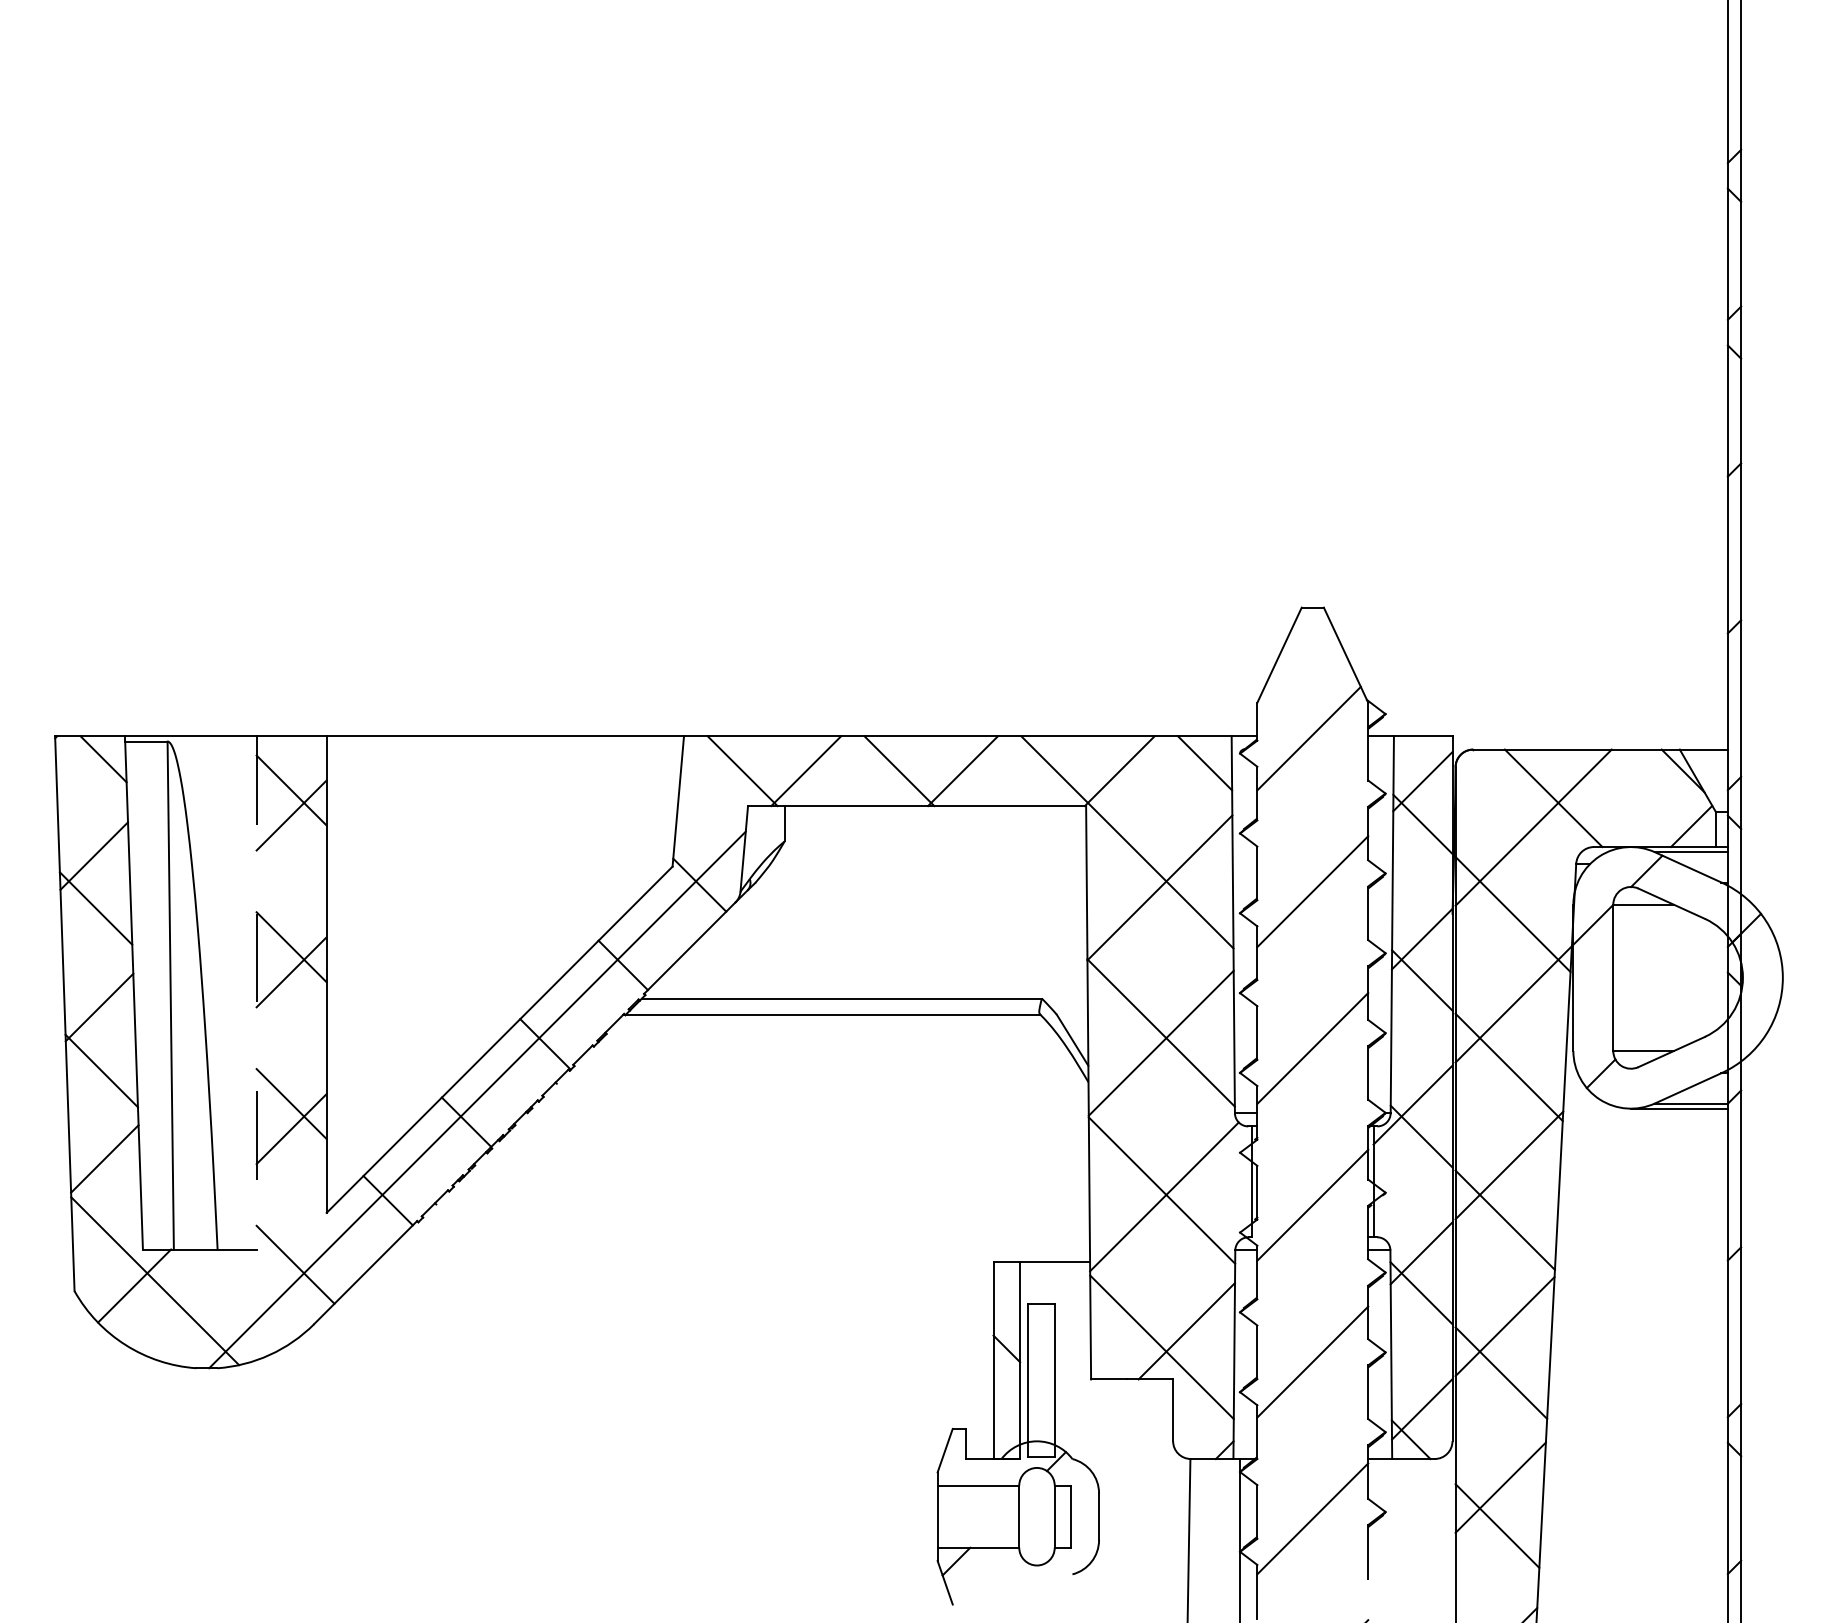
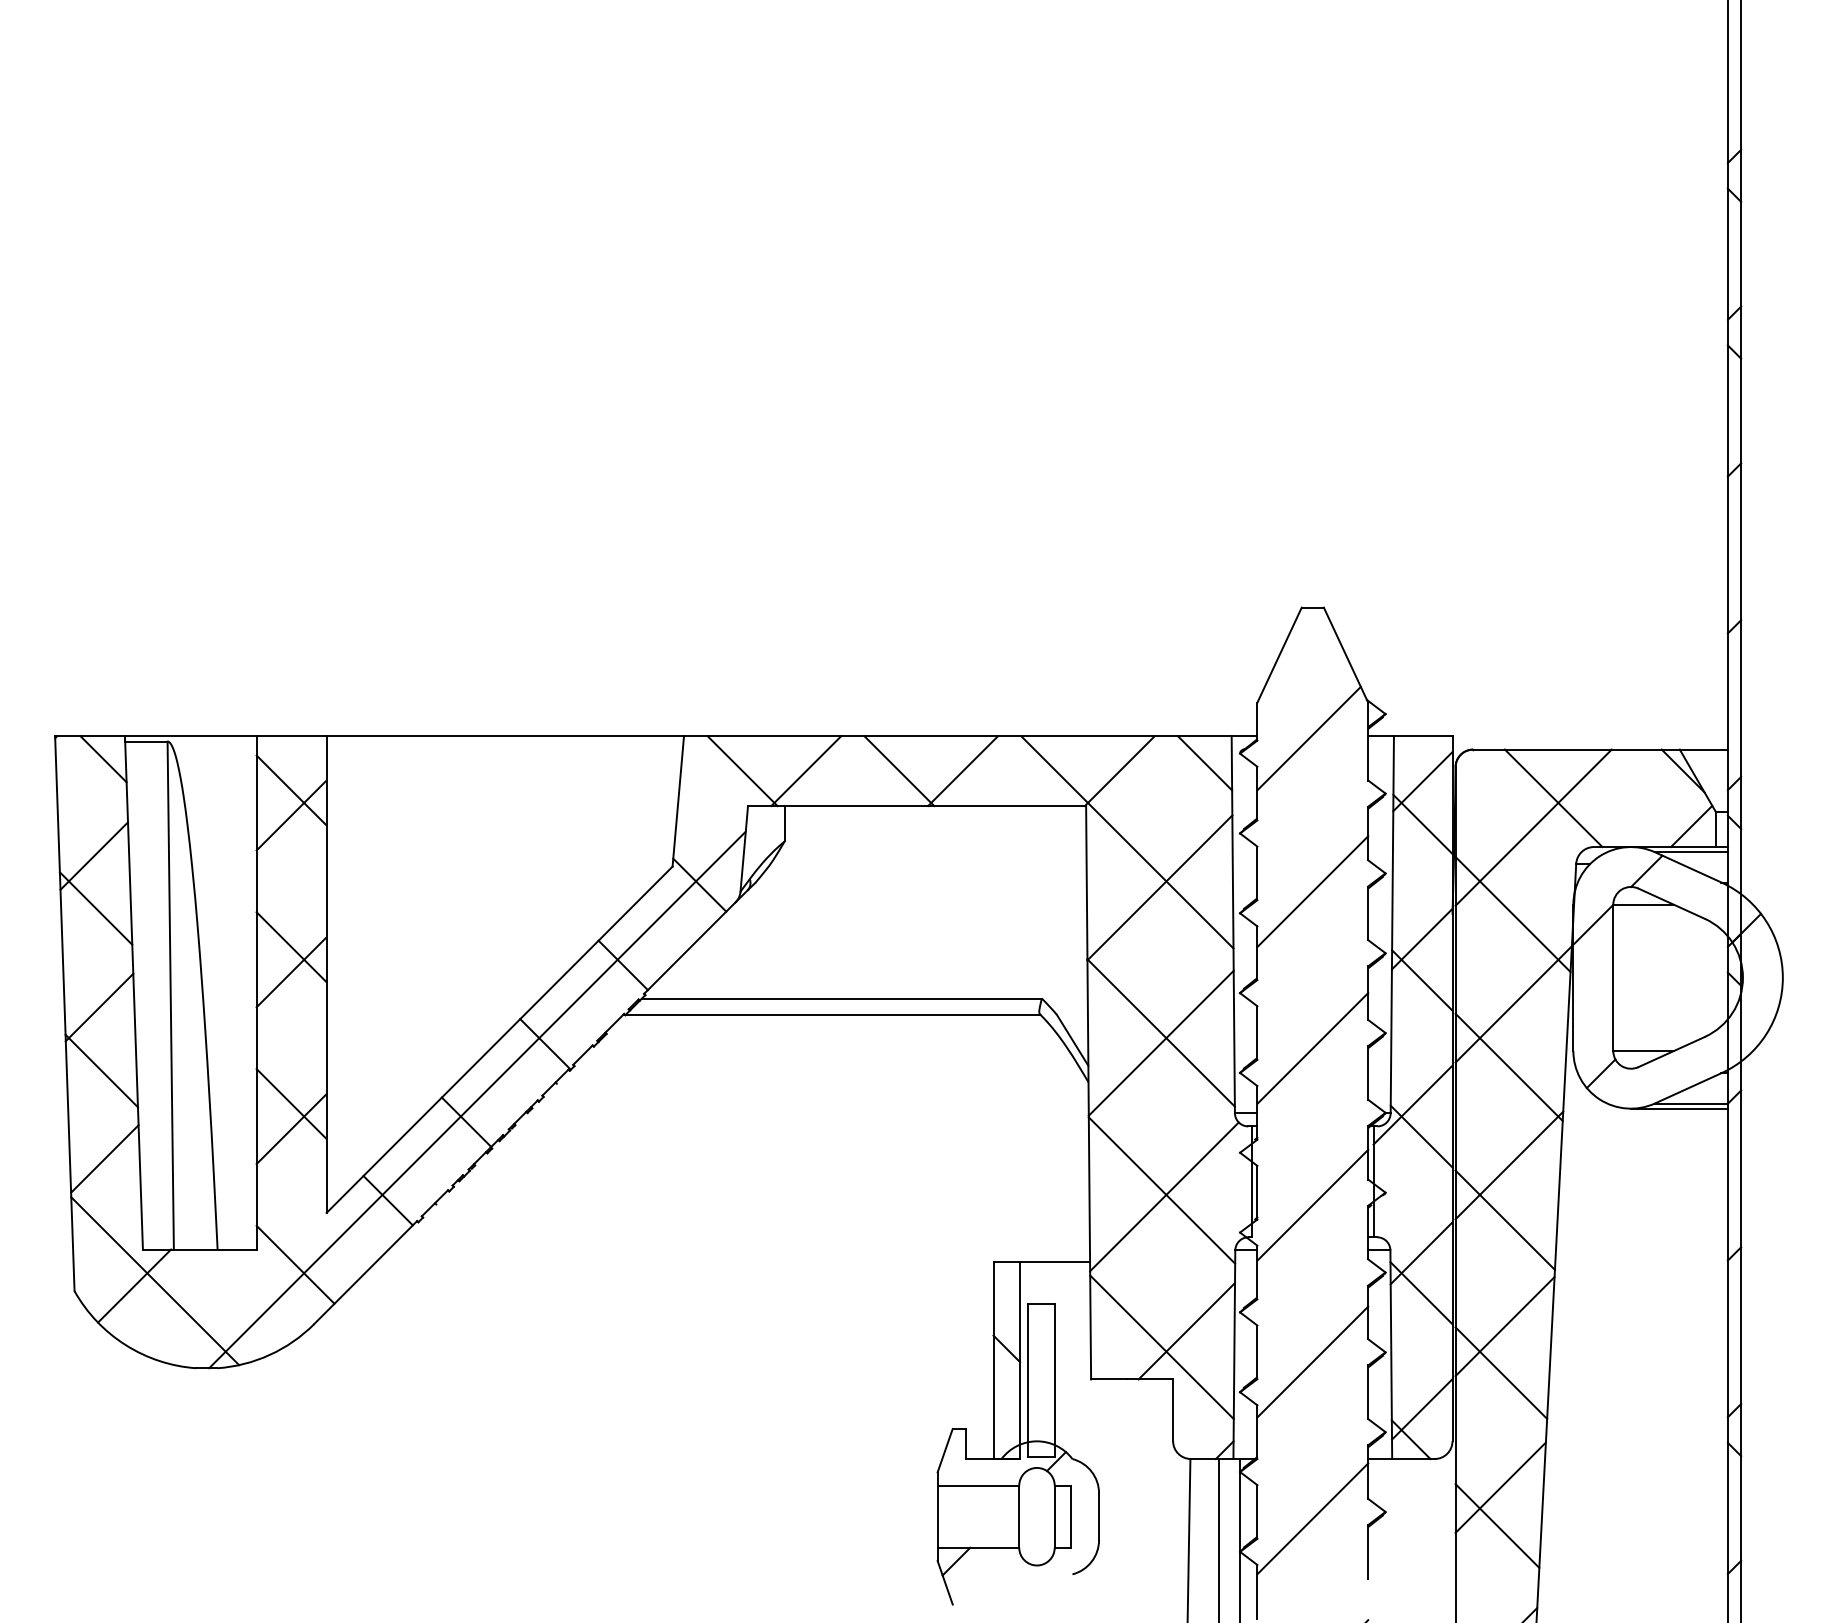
line: dashed -> solid (256, 992)
line: none -> present (1219, 1538)
